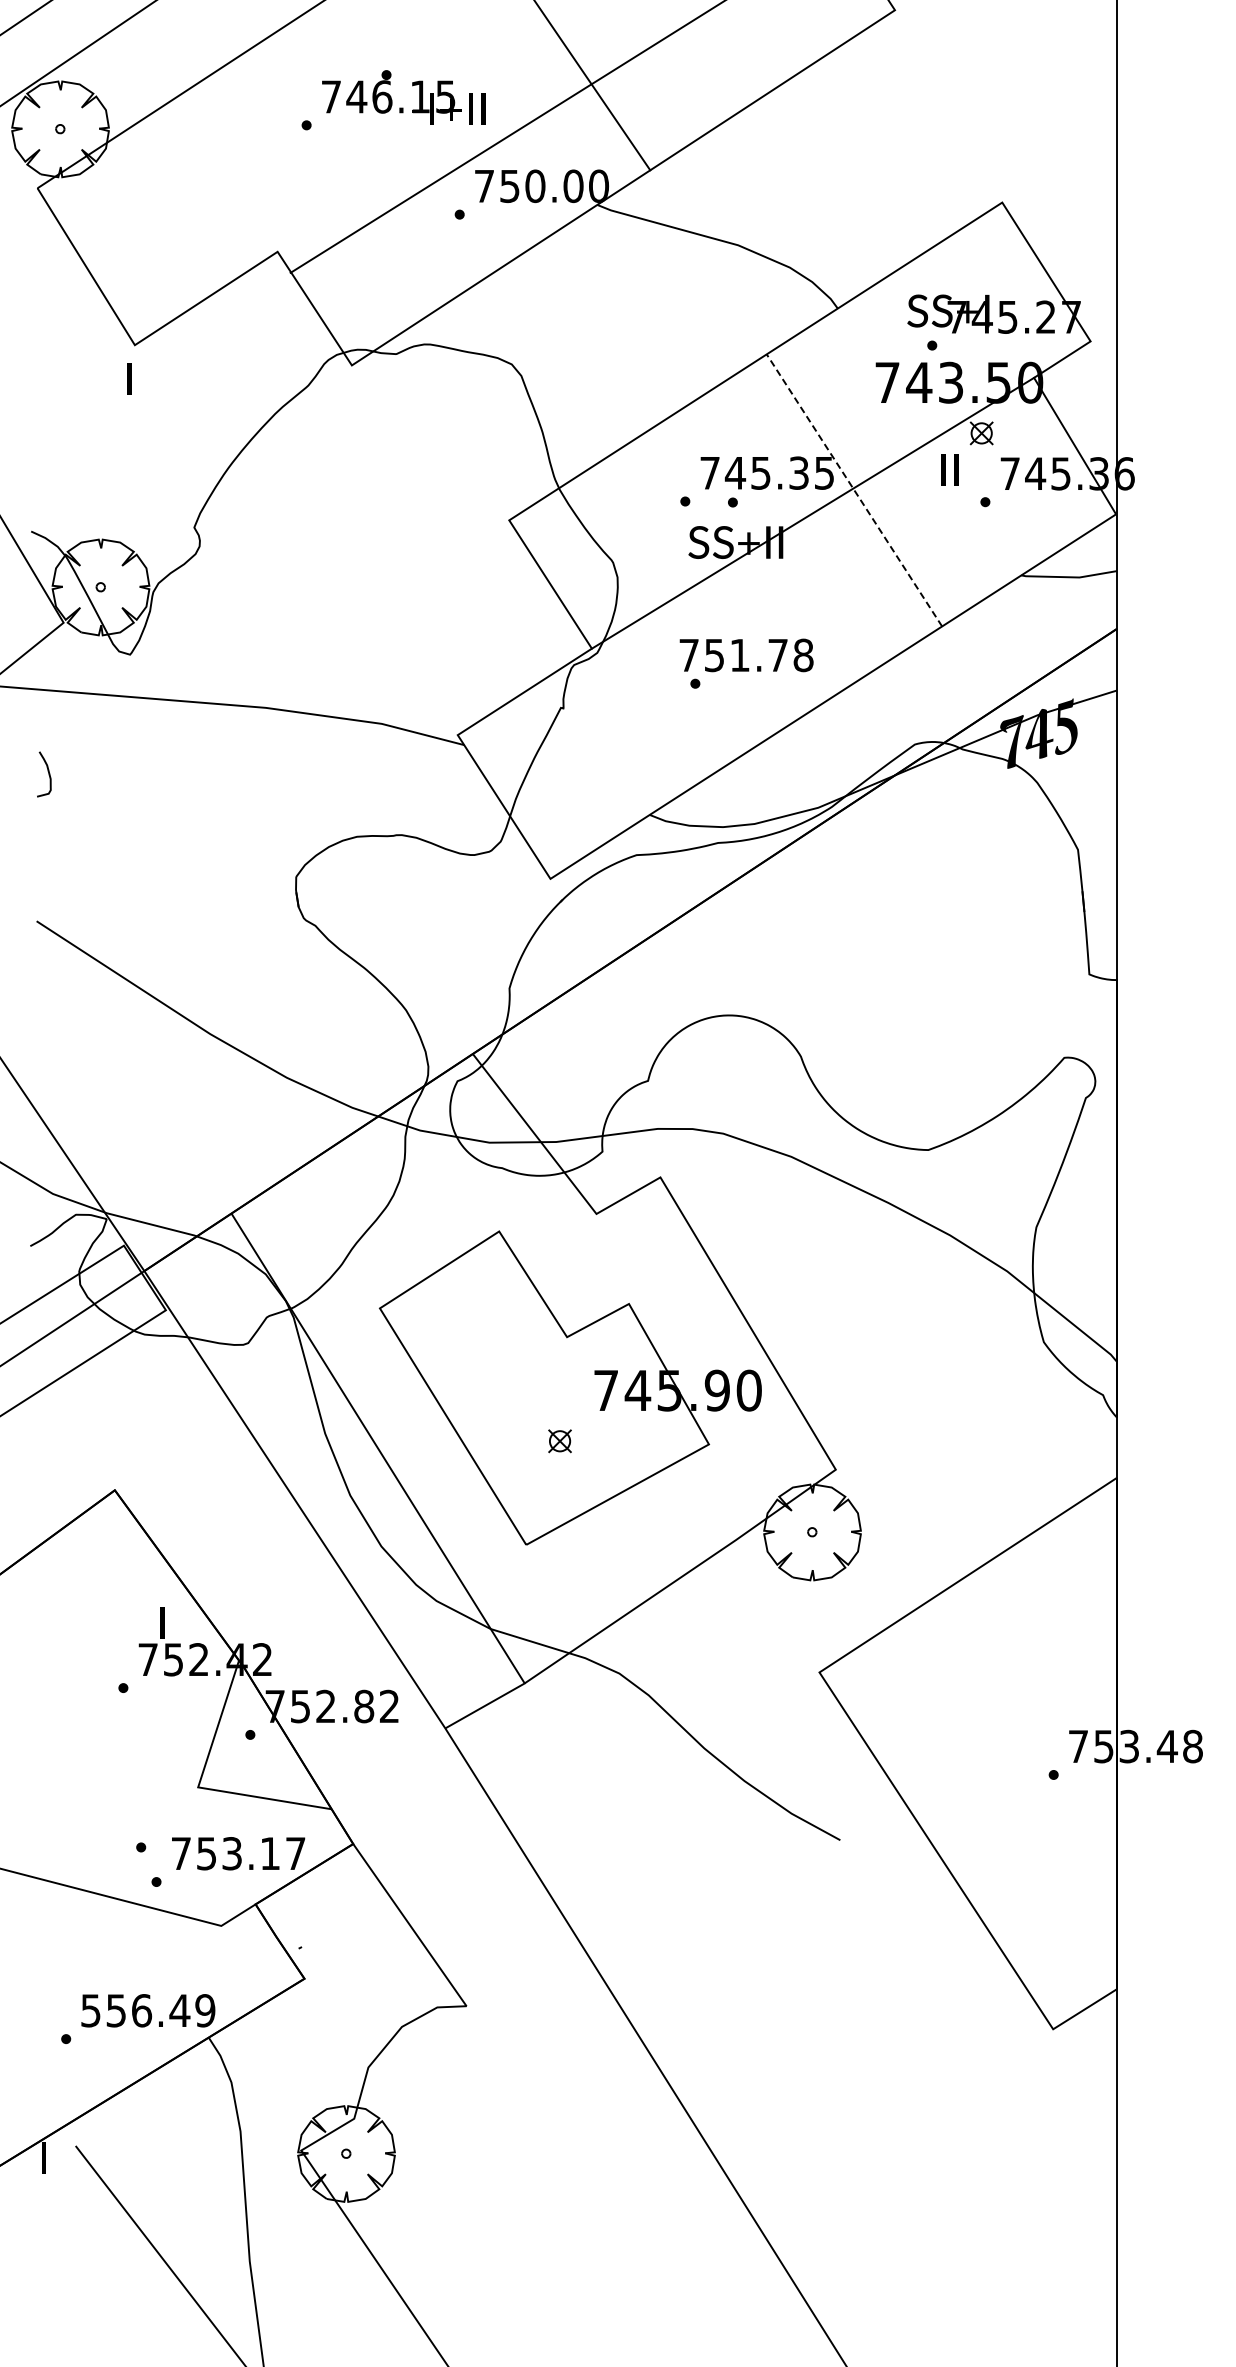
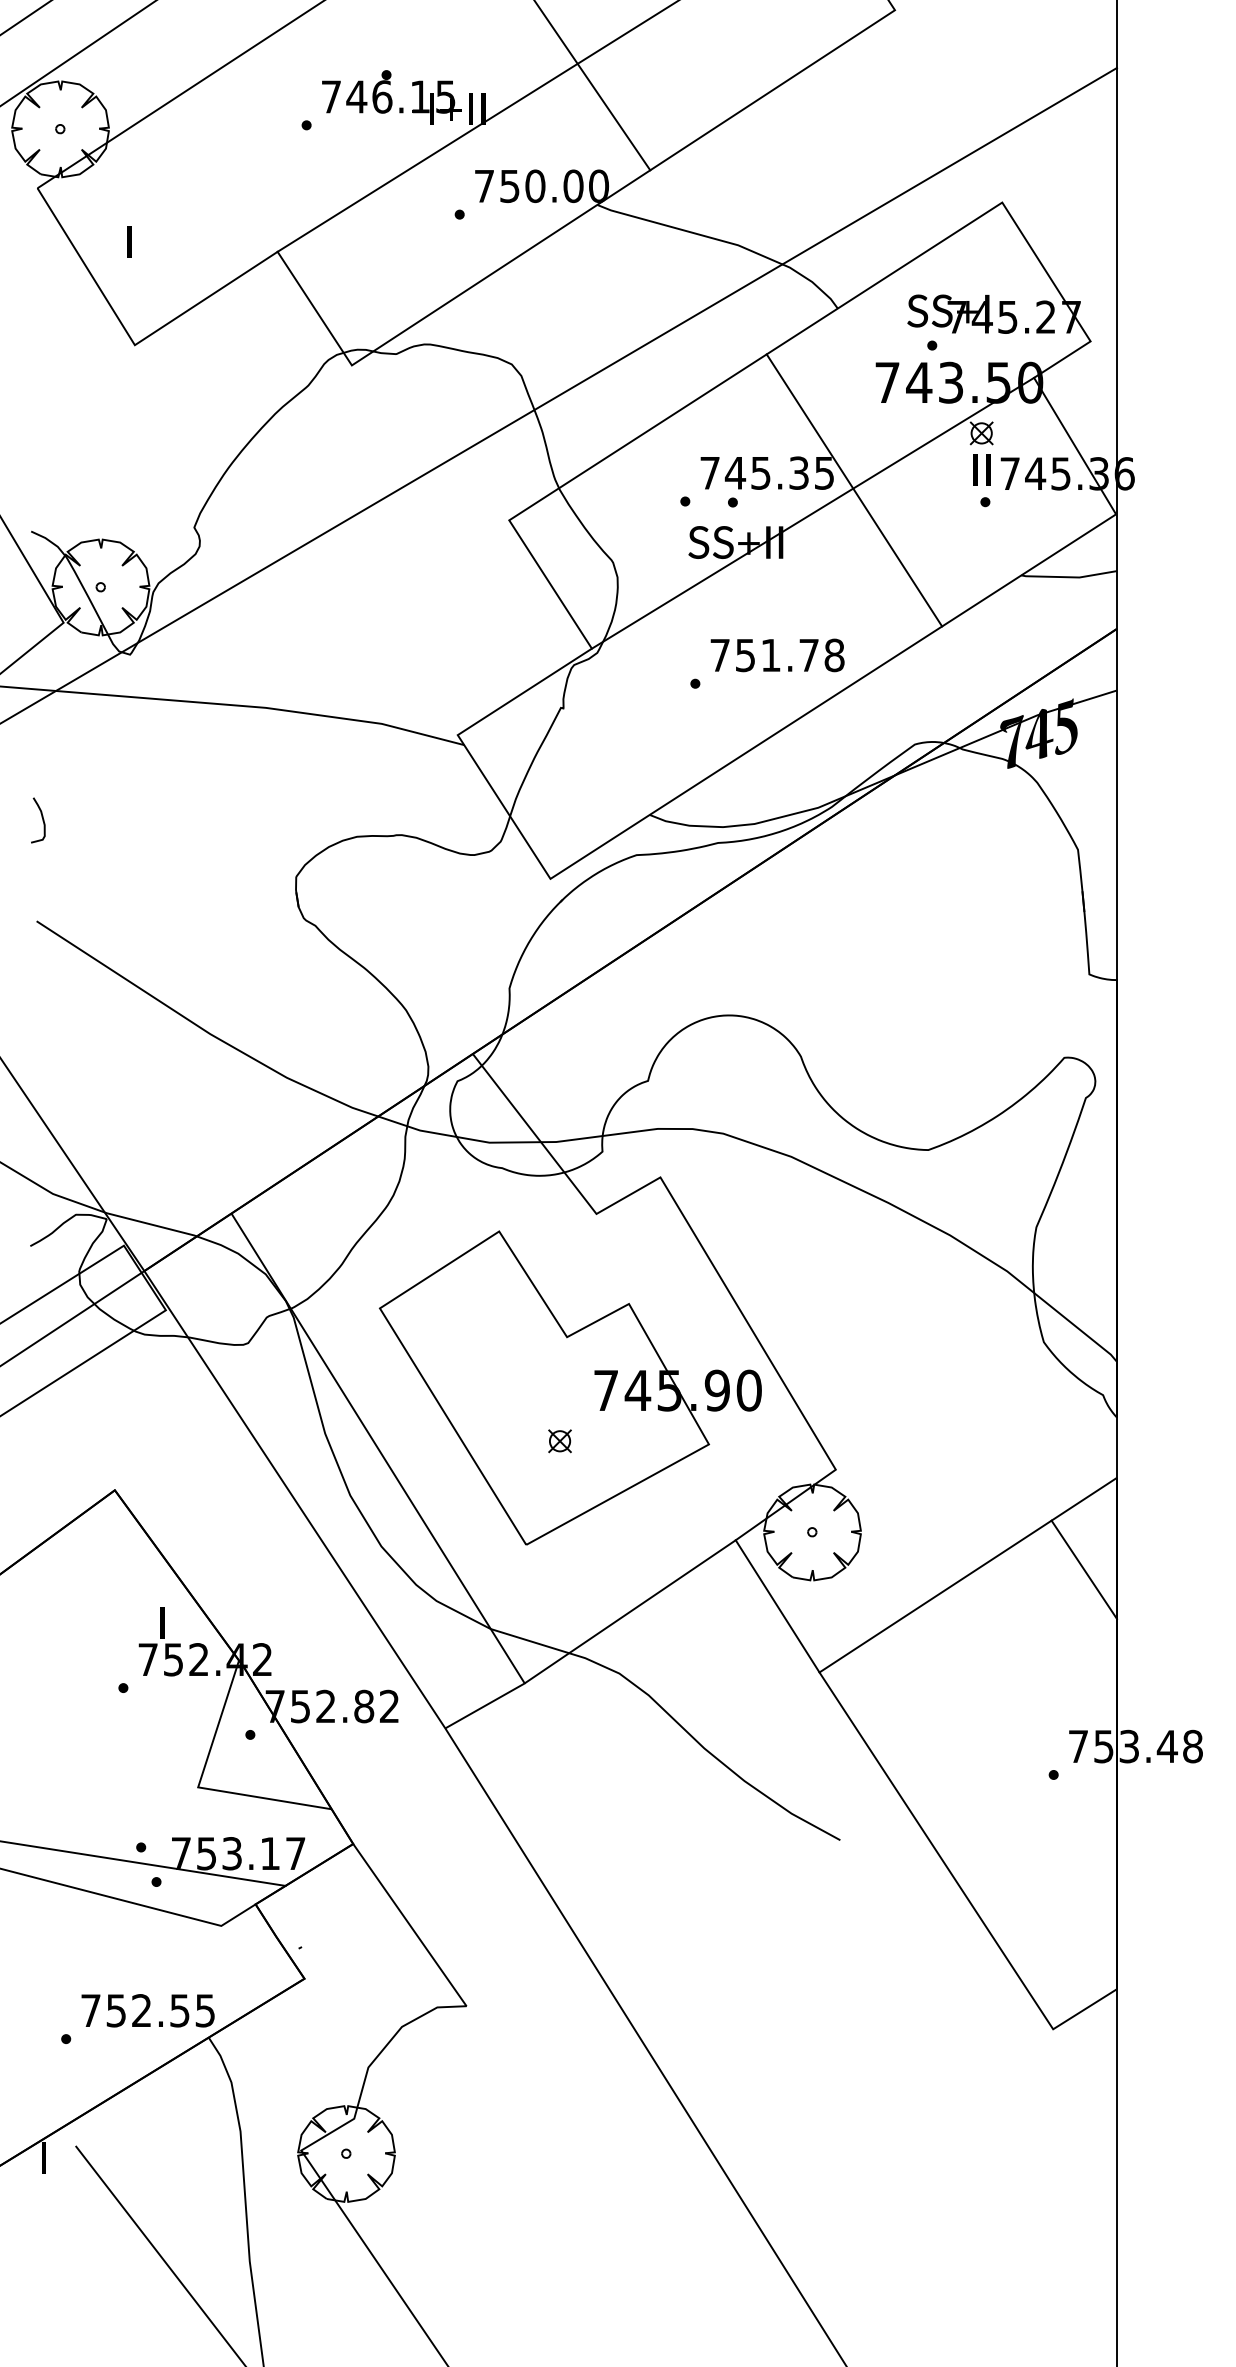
line position: (506, 137) -> (476, 126) (476, 126)
text position: (129, 378) -> (129, 241) (129, 241)
line: none -> present (559, 395)
text position: (949, 469) -> (981, 469) (981, 469)
line: dashed -> solid (854, 490)
text position: (746, 655) -> (777, 655) (777, 655)
curve position: (48, 774) -> (42, 820) (42, 820)
line: none -> present (1083, 1569)
line: none -> present (777, 1606)
line: none -> present (143, 1863)
text: 556.49 -> 752.55 (148, 2010)
